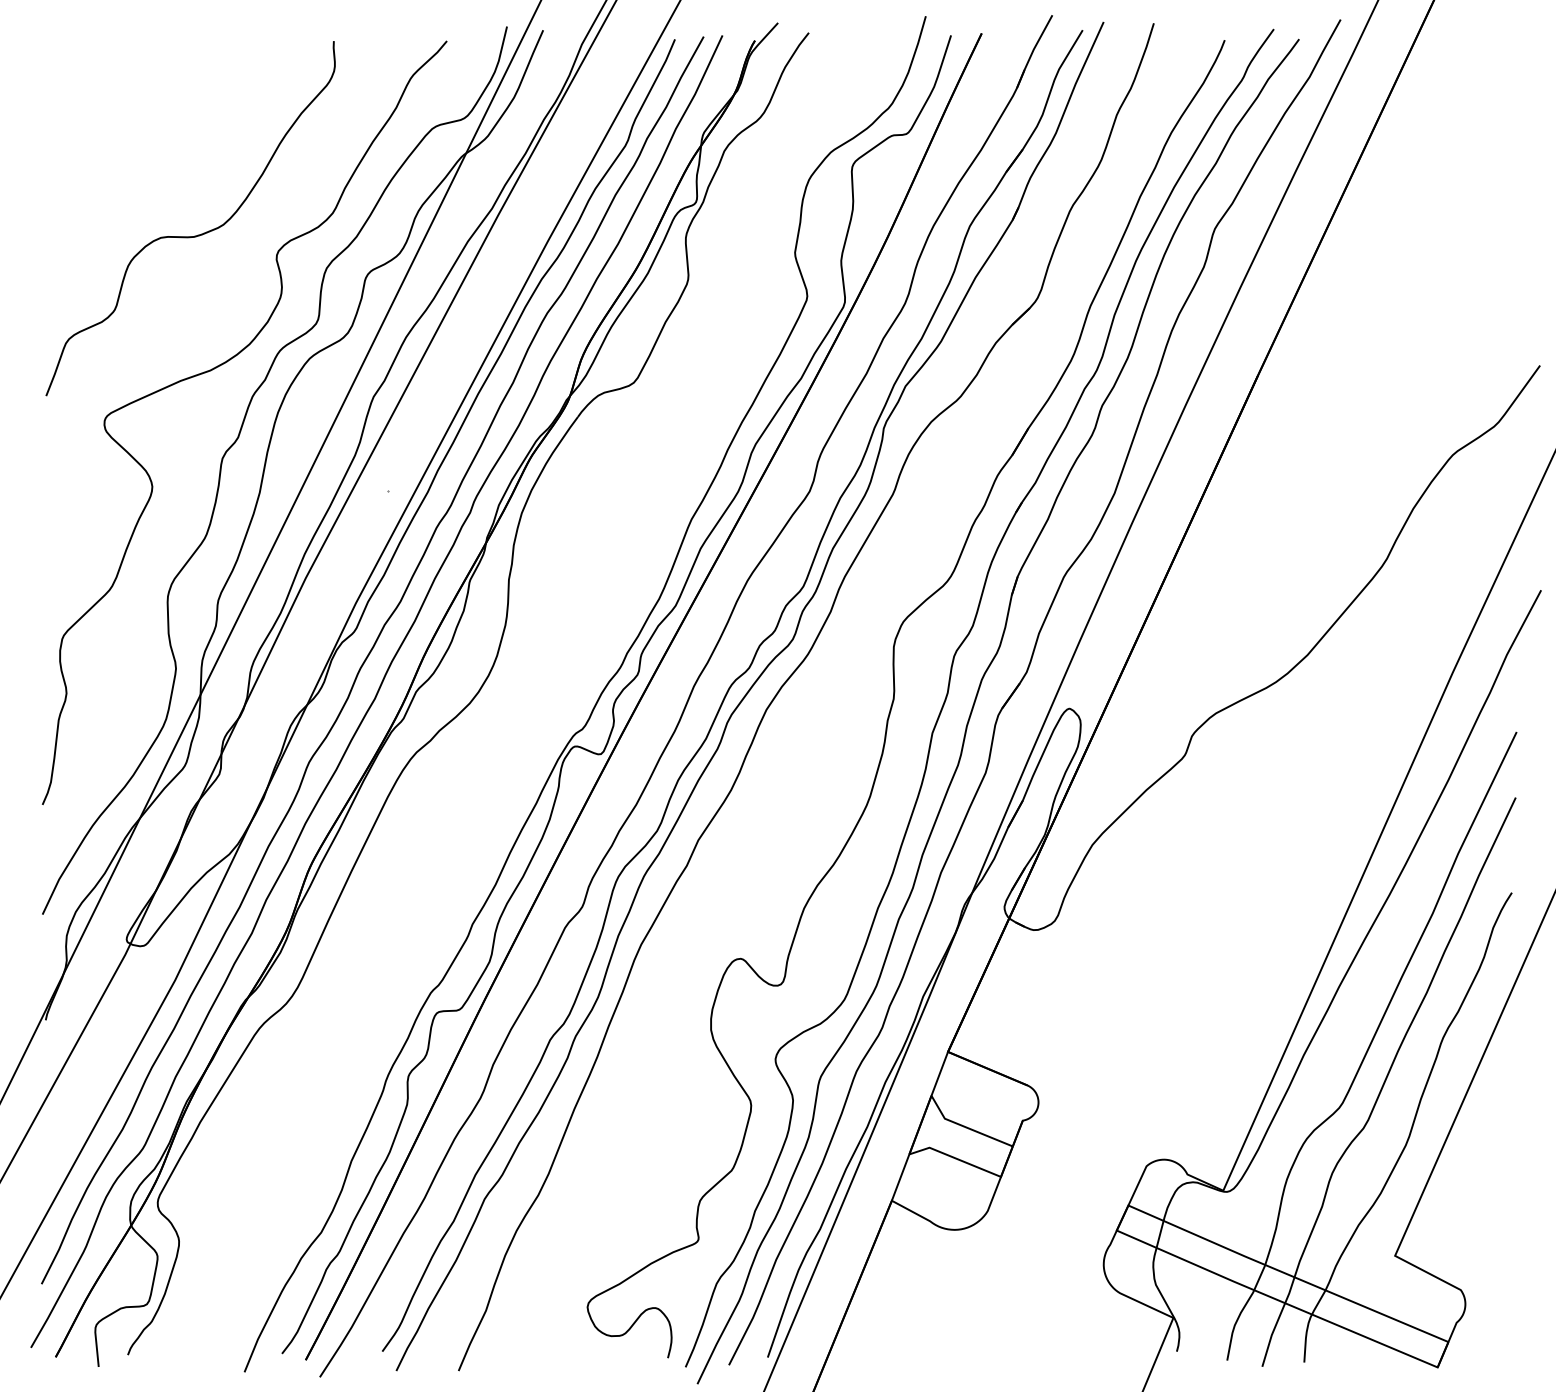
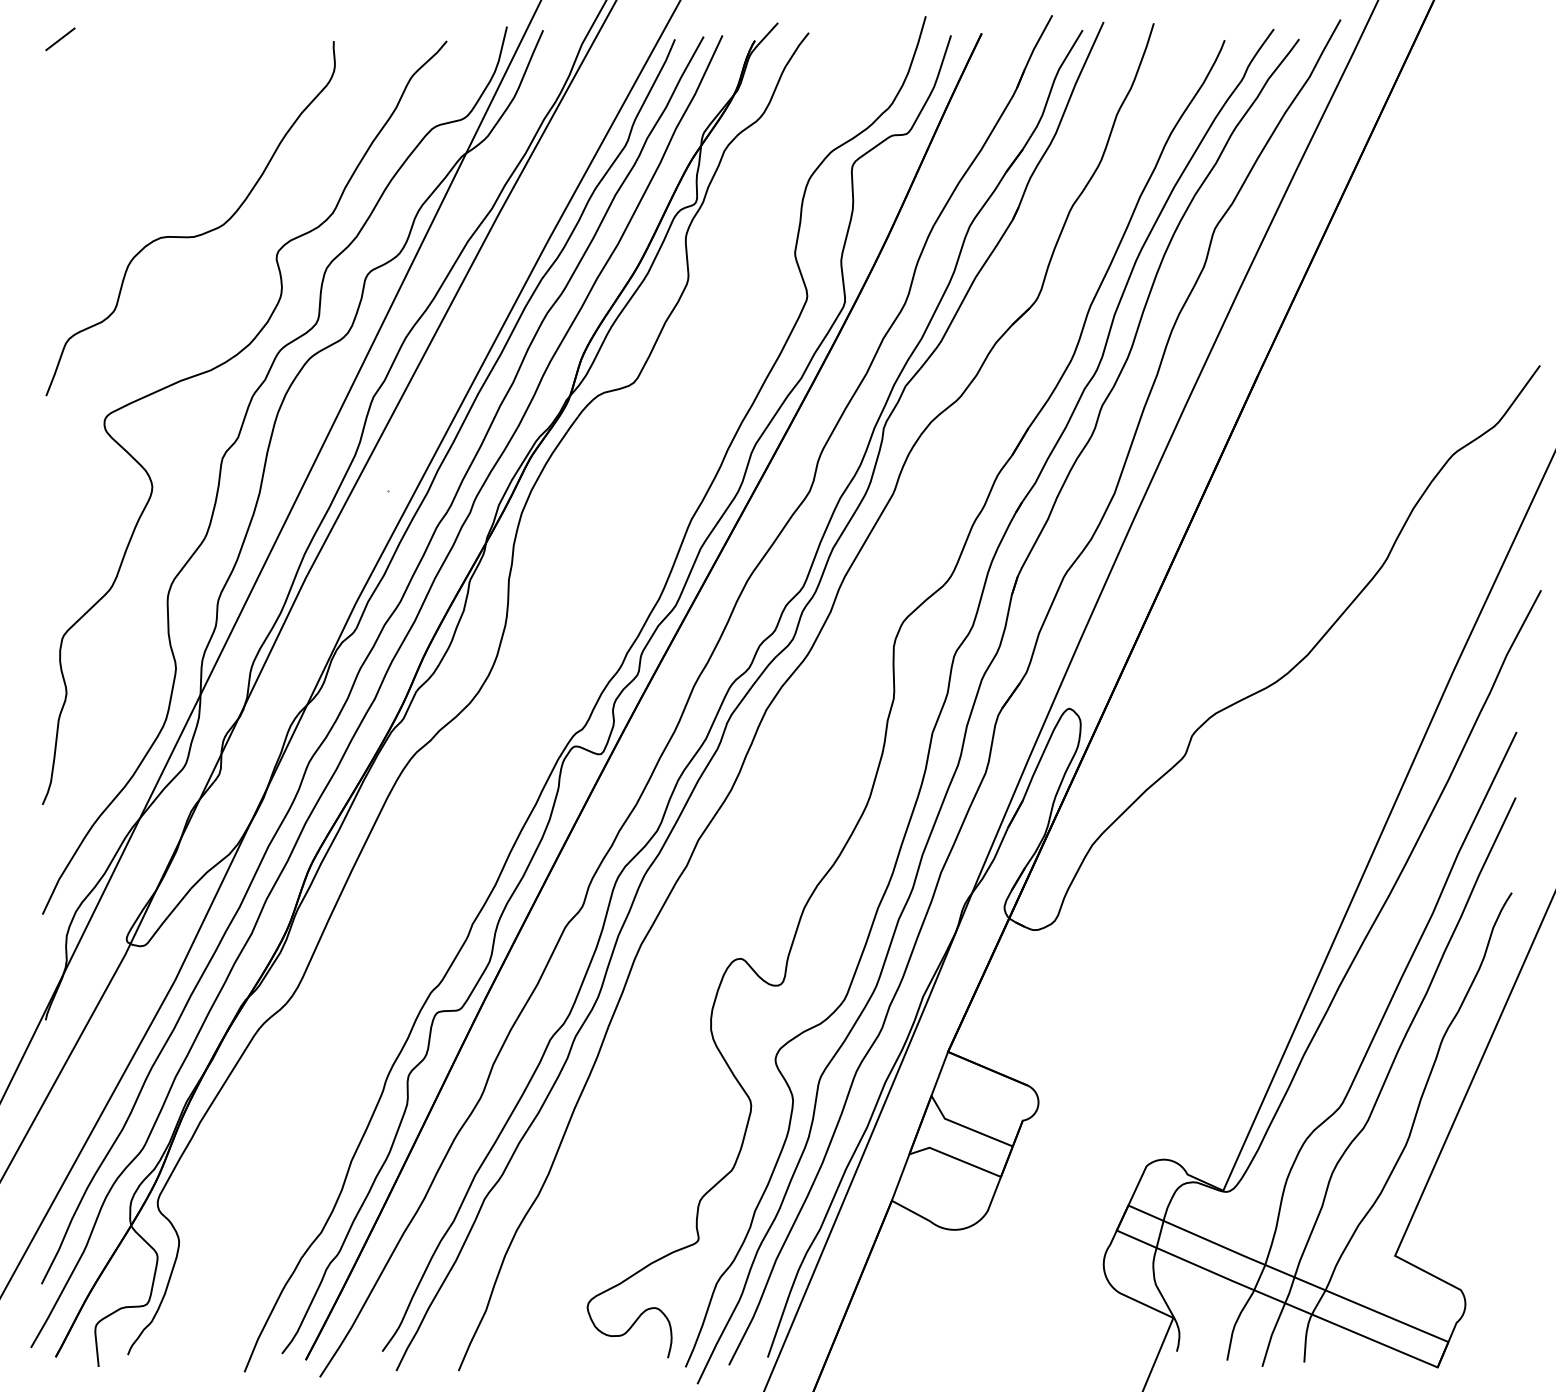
line: none -> present (60, 39)
